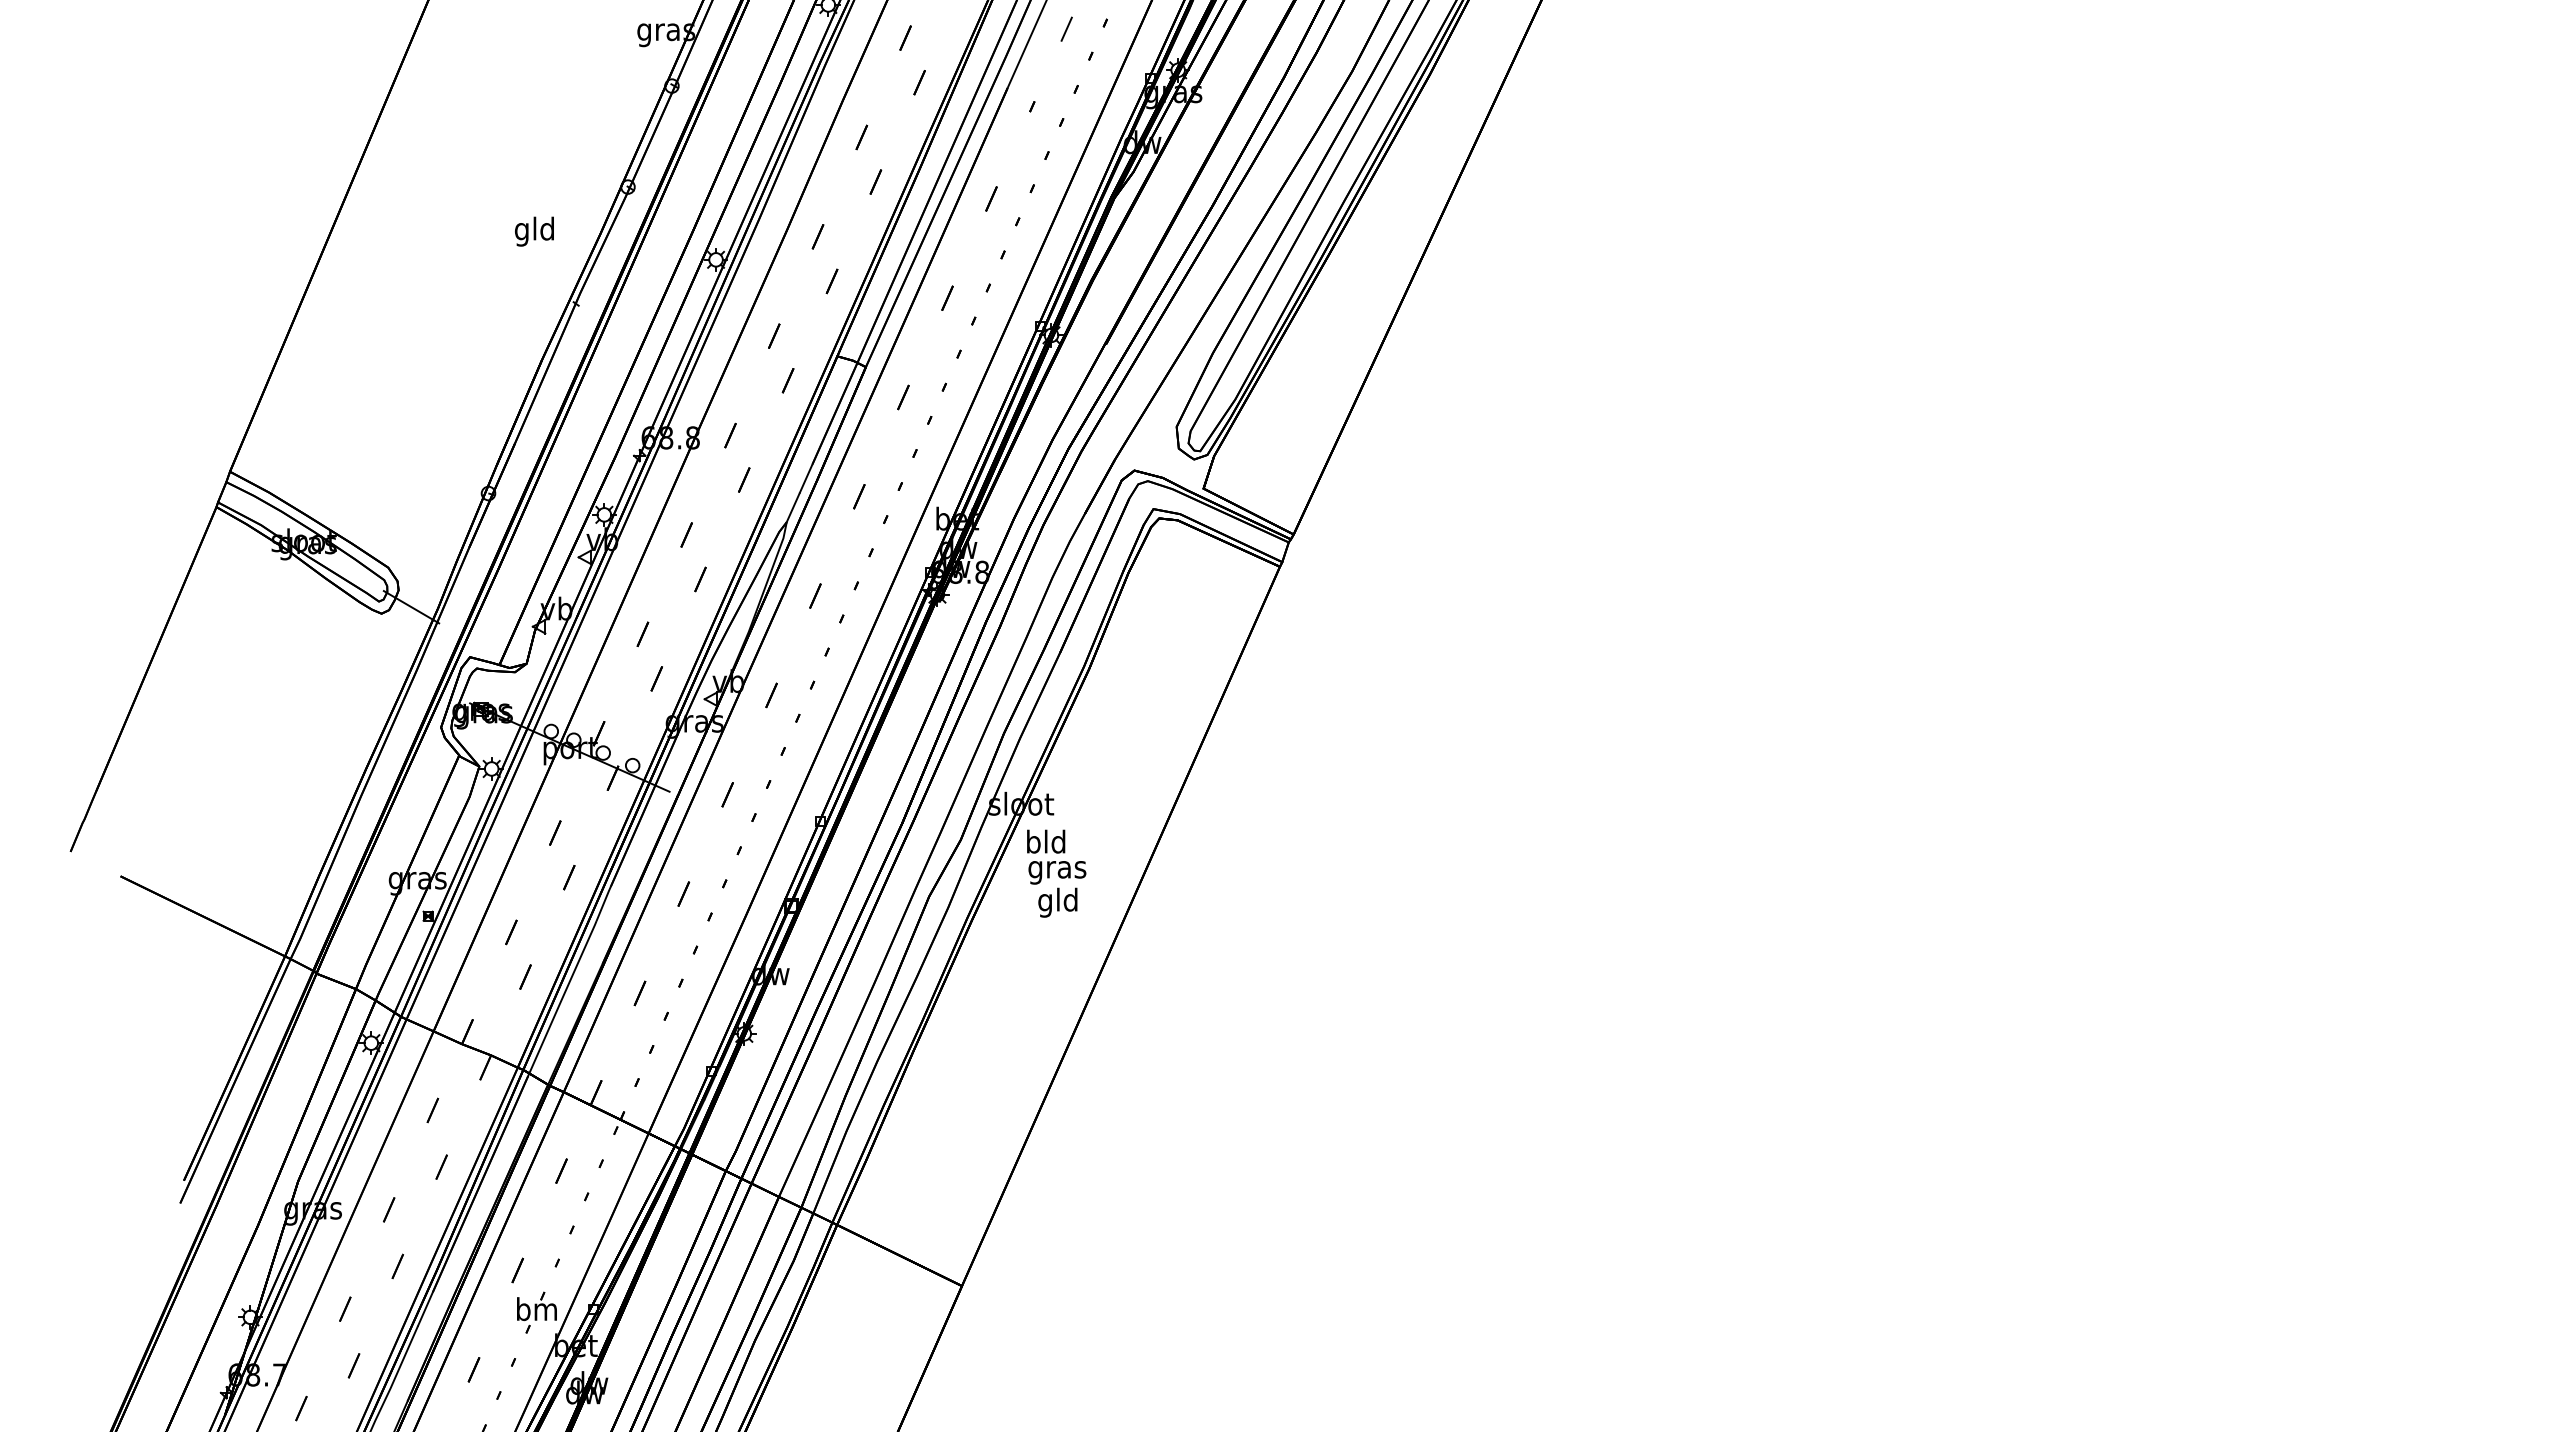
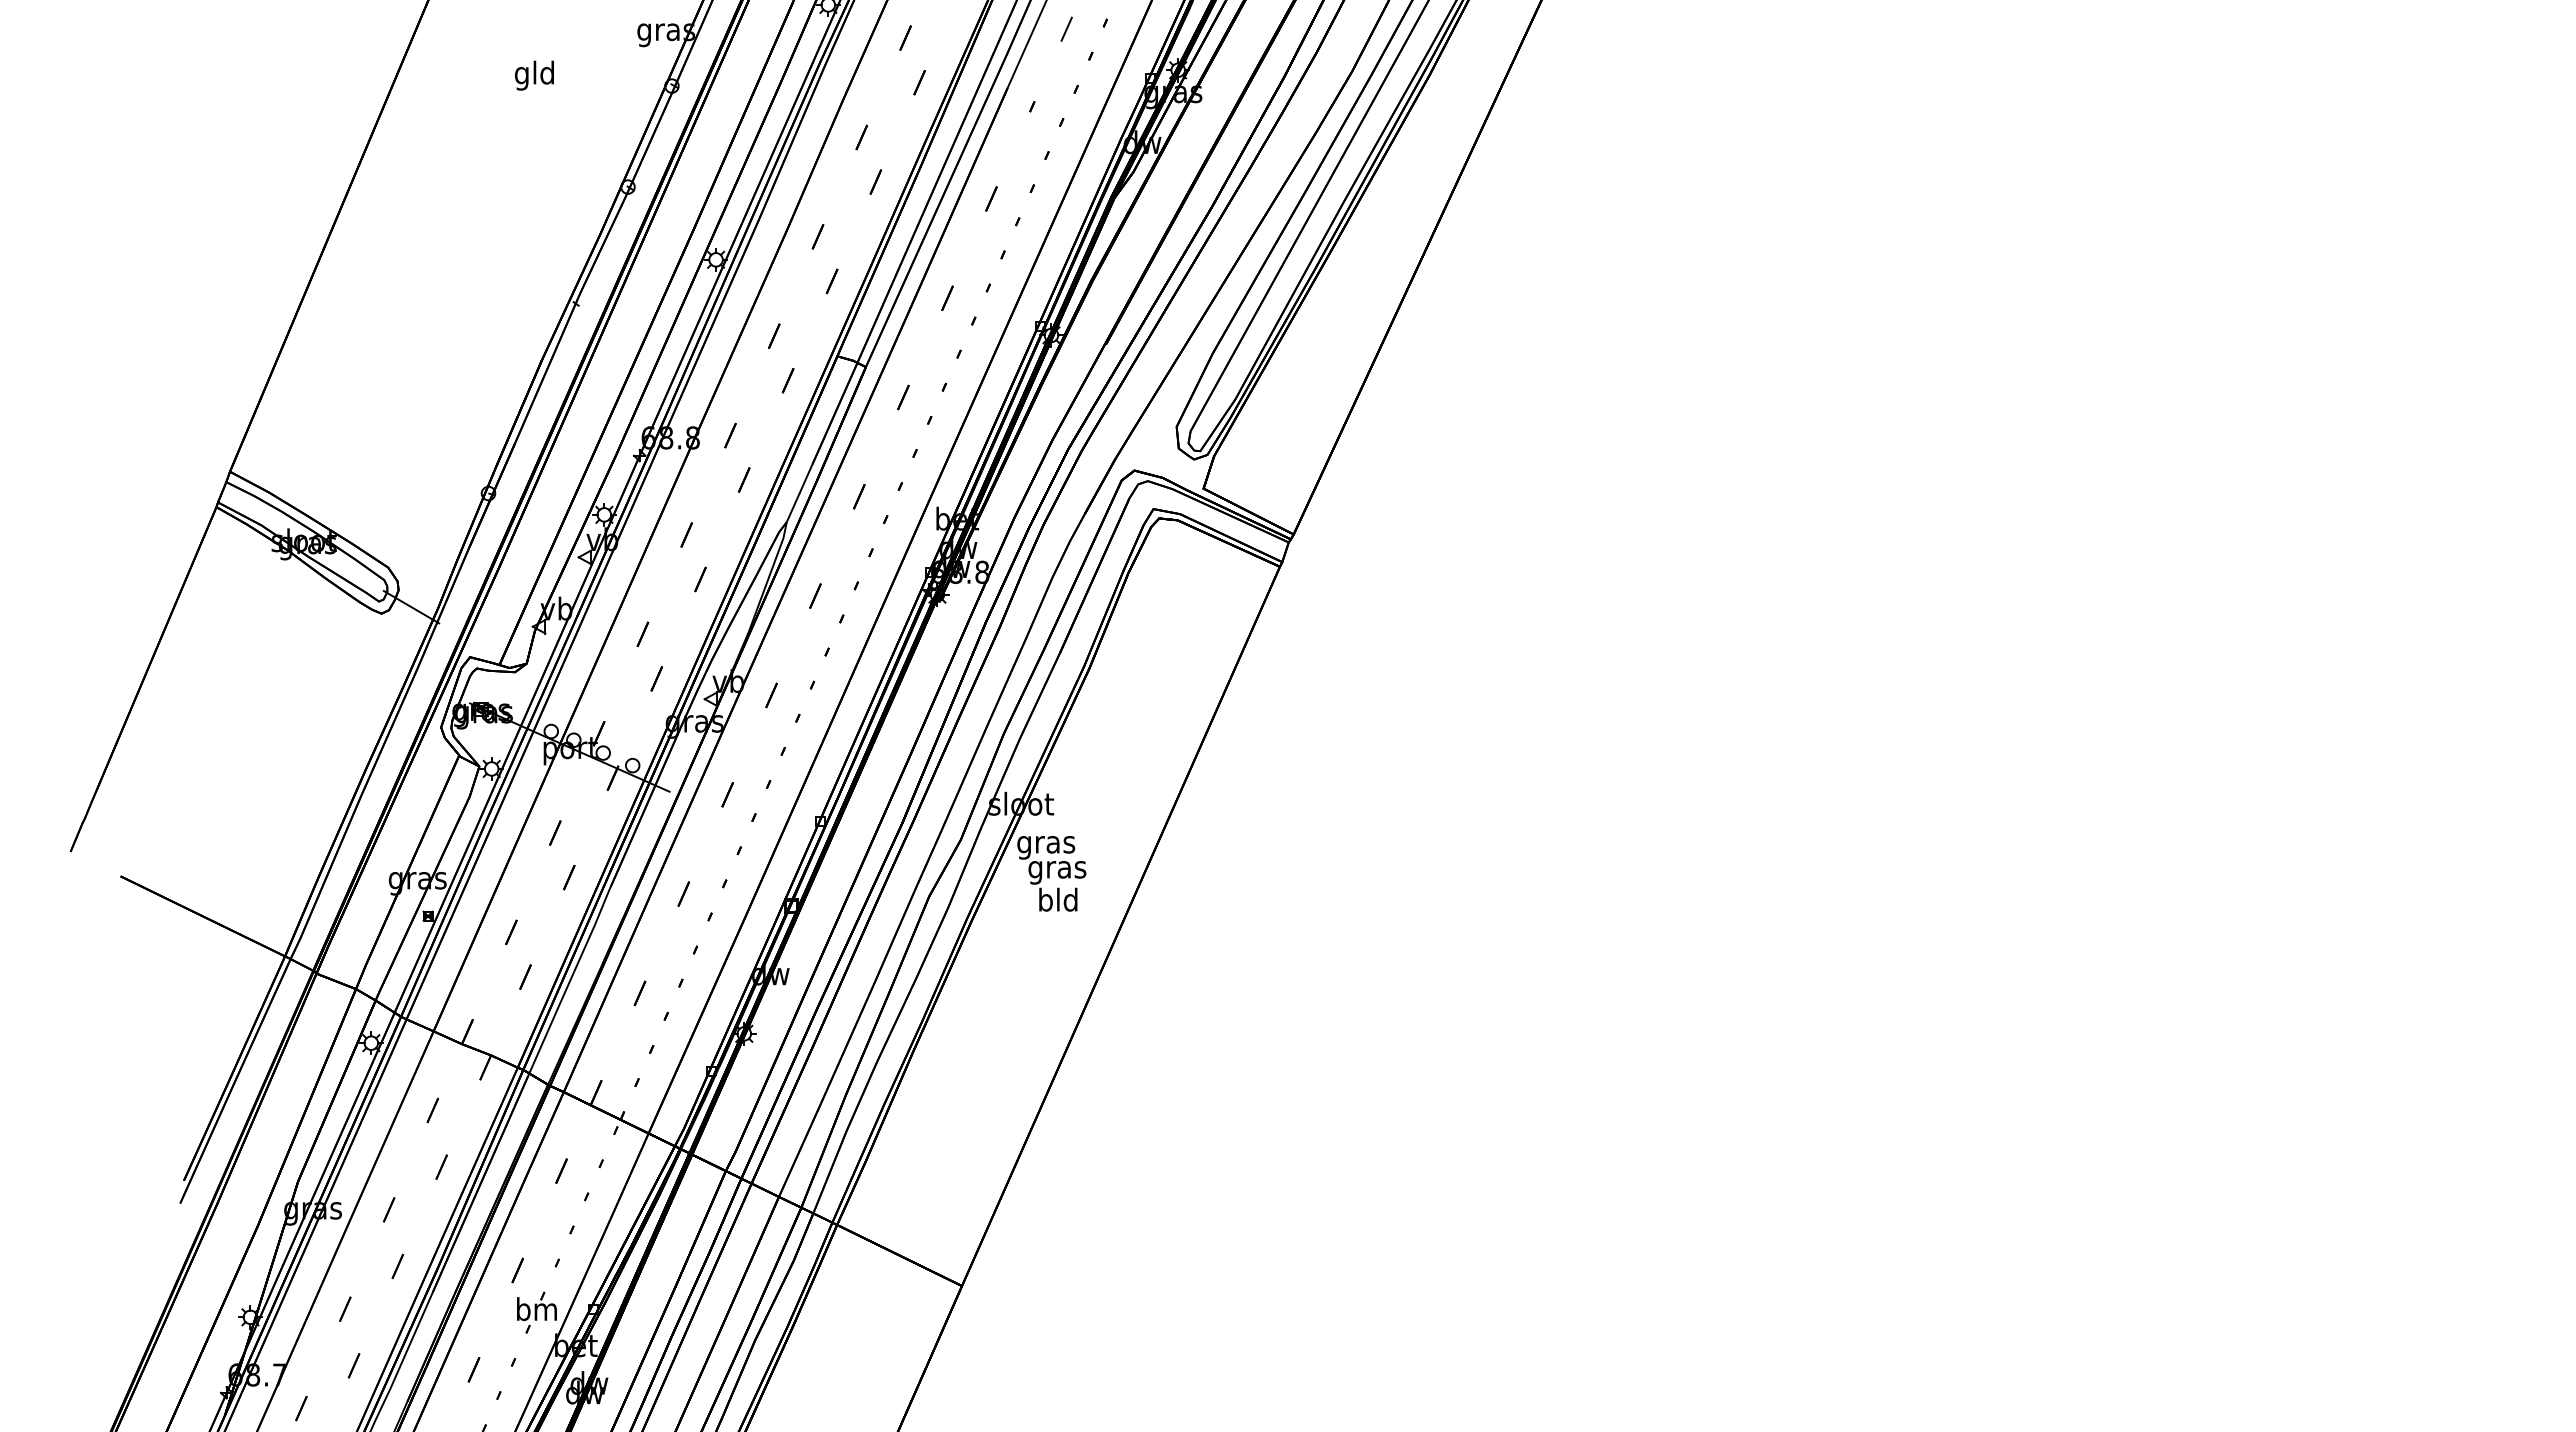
text position: (534, 231) -> (534, 75) (534, 75)
text: bld -> gras (1046, 844)
text: gld -> bld (1045, 902)
